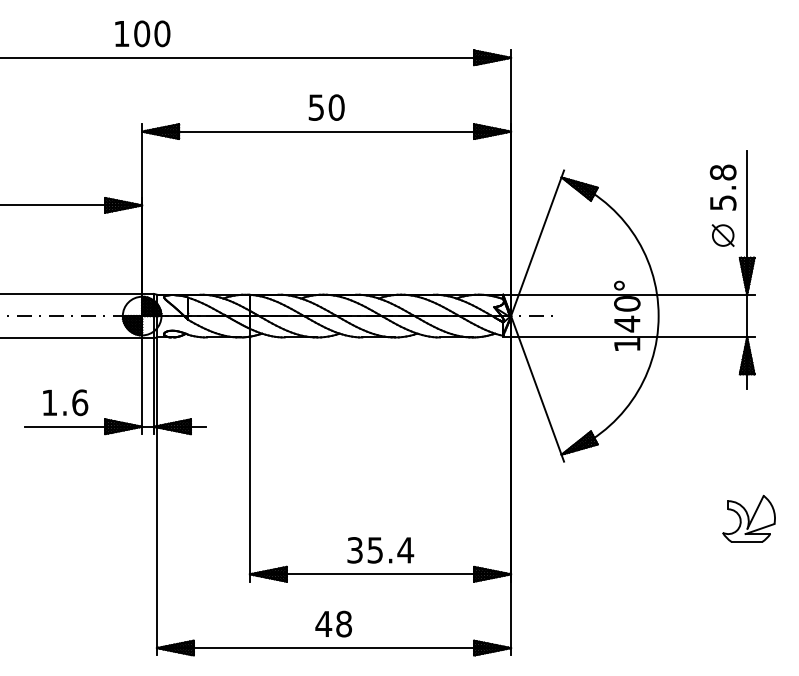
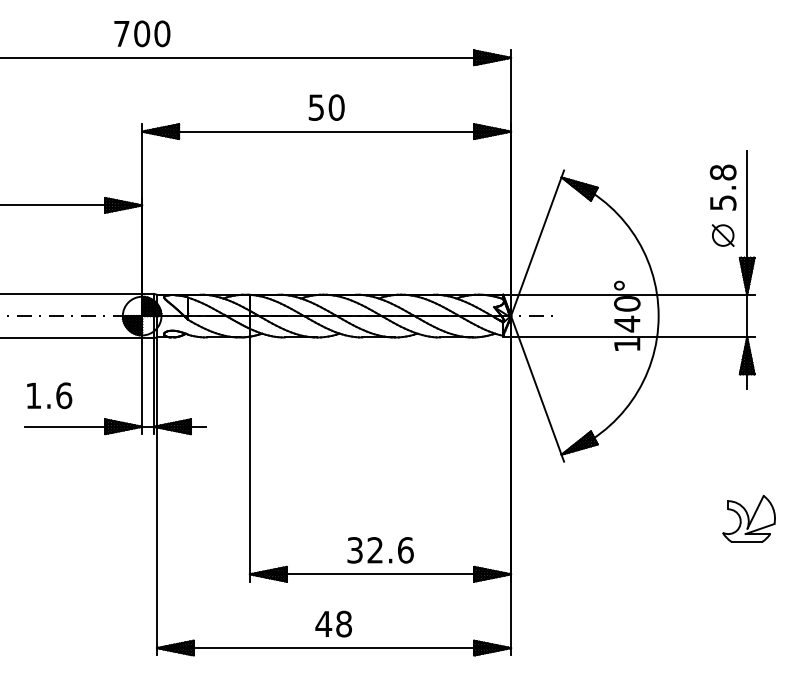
text: 100 -> 700 (121, 33)
text position: (65, 402) -> (49, 395) (49, 395)
text: 35.4 -> 32.6 (390, 550)
